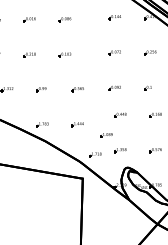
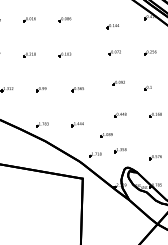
part position: (114, 17) -> (112, 26) (112, 26)
part position: (114, 88) -> (118, 83) (118, 83)
part position: (155, 150) -> (155, 157) (155, 157)
